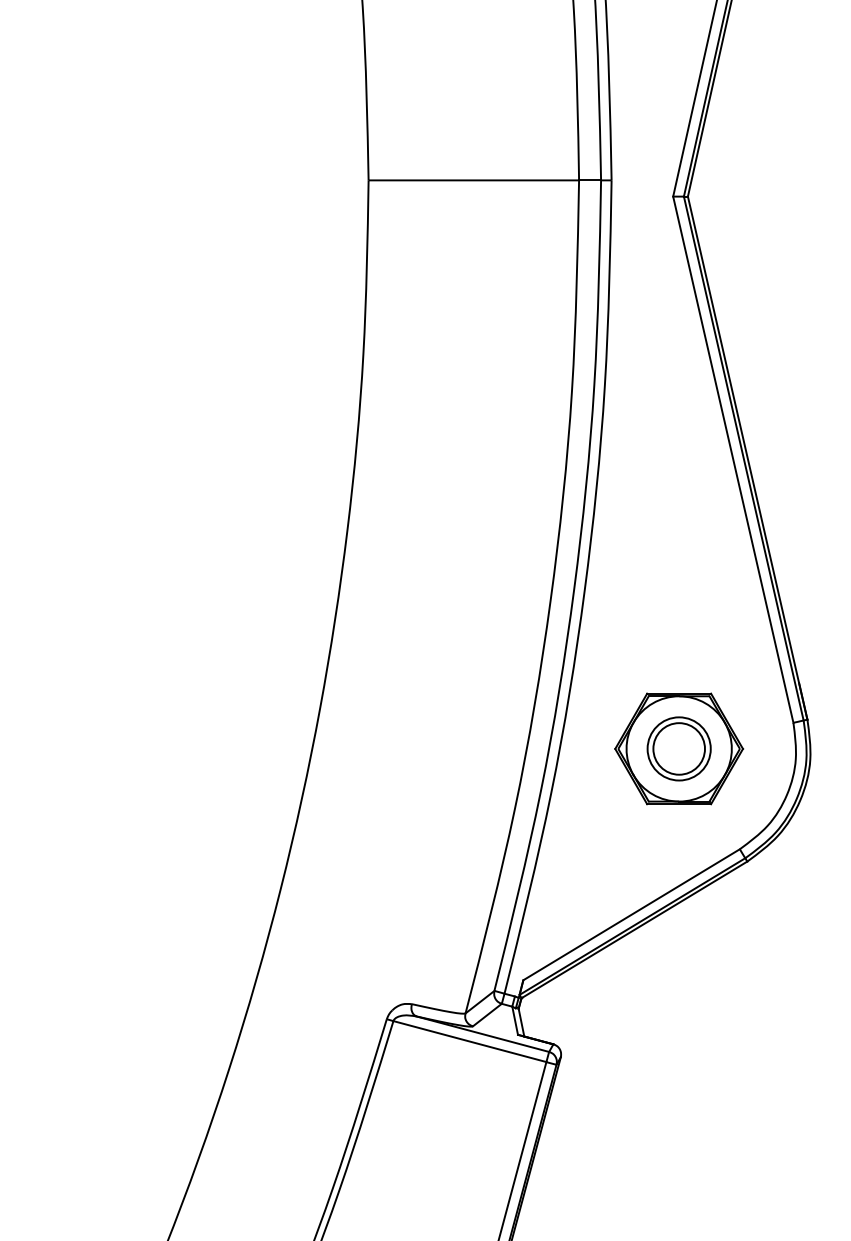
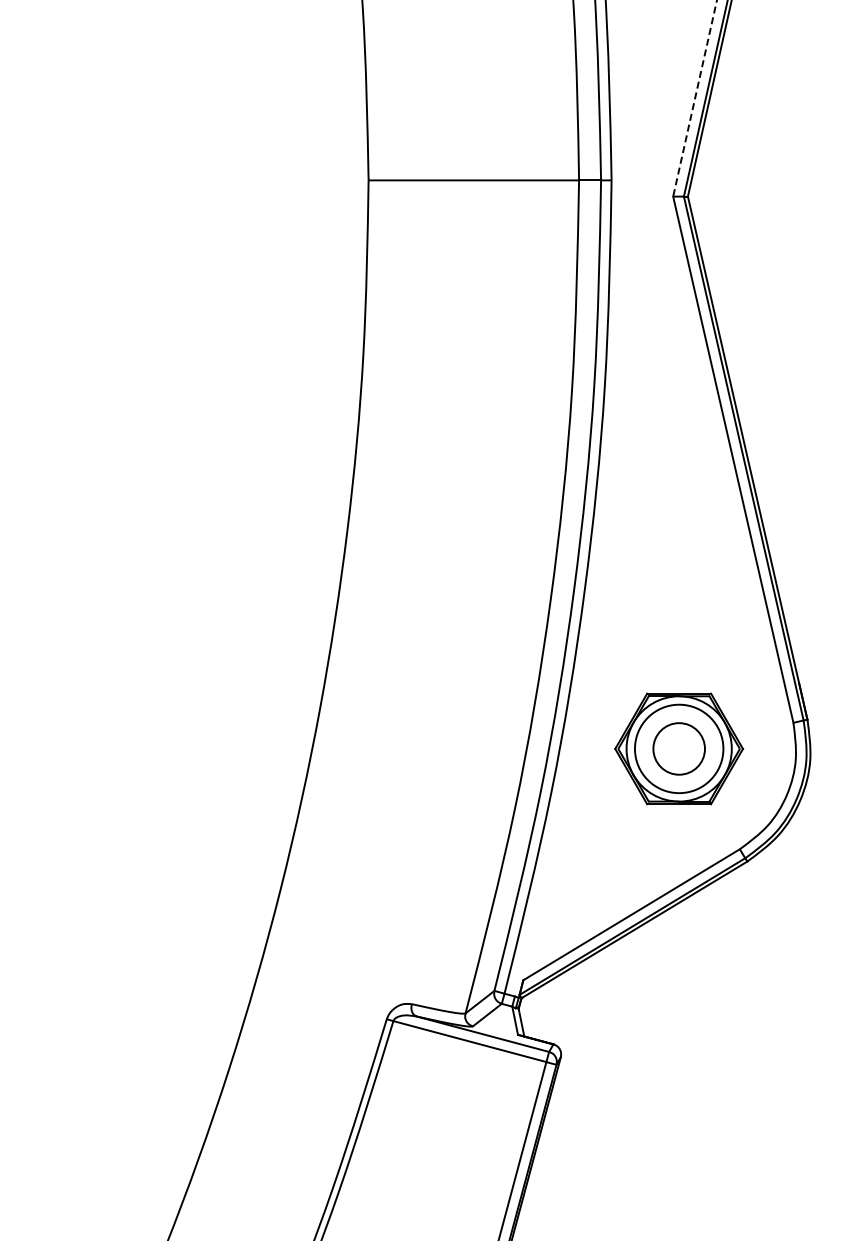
line: solid -> dashed (694, 99)
circle diameter: 63 px -> 88 px (678, 748)
